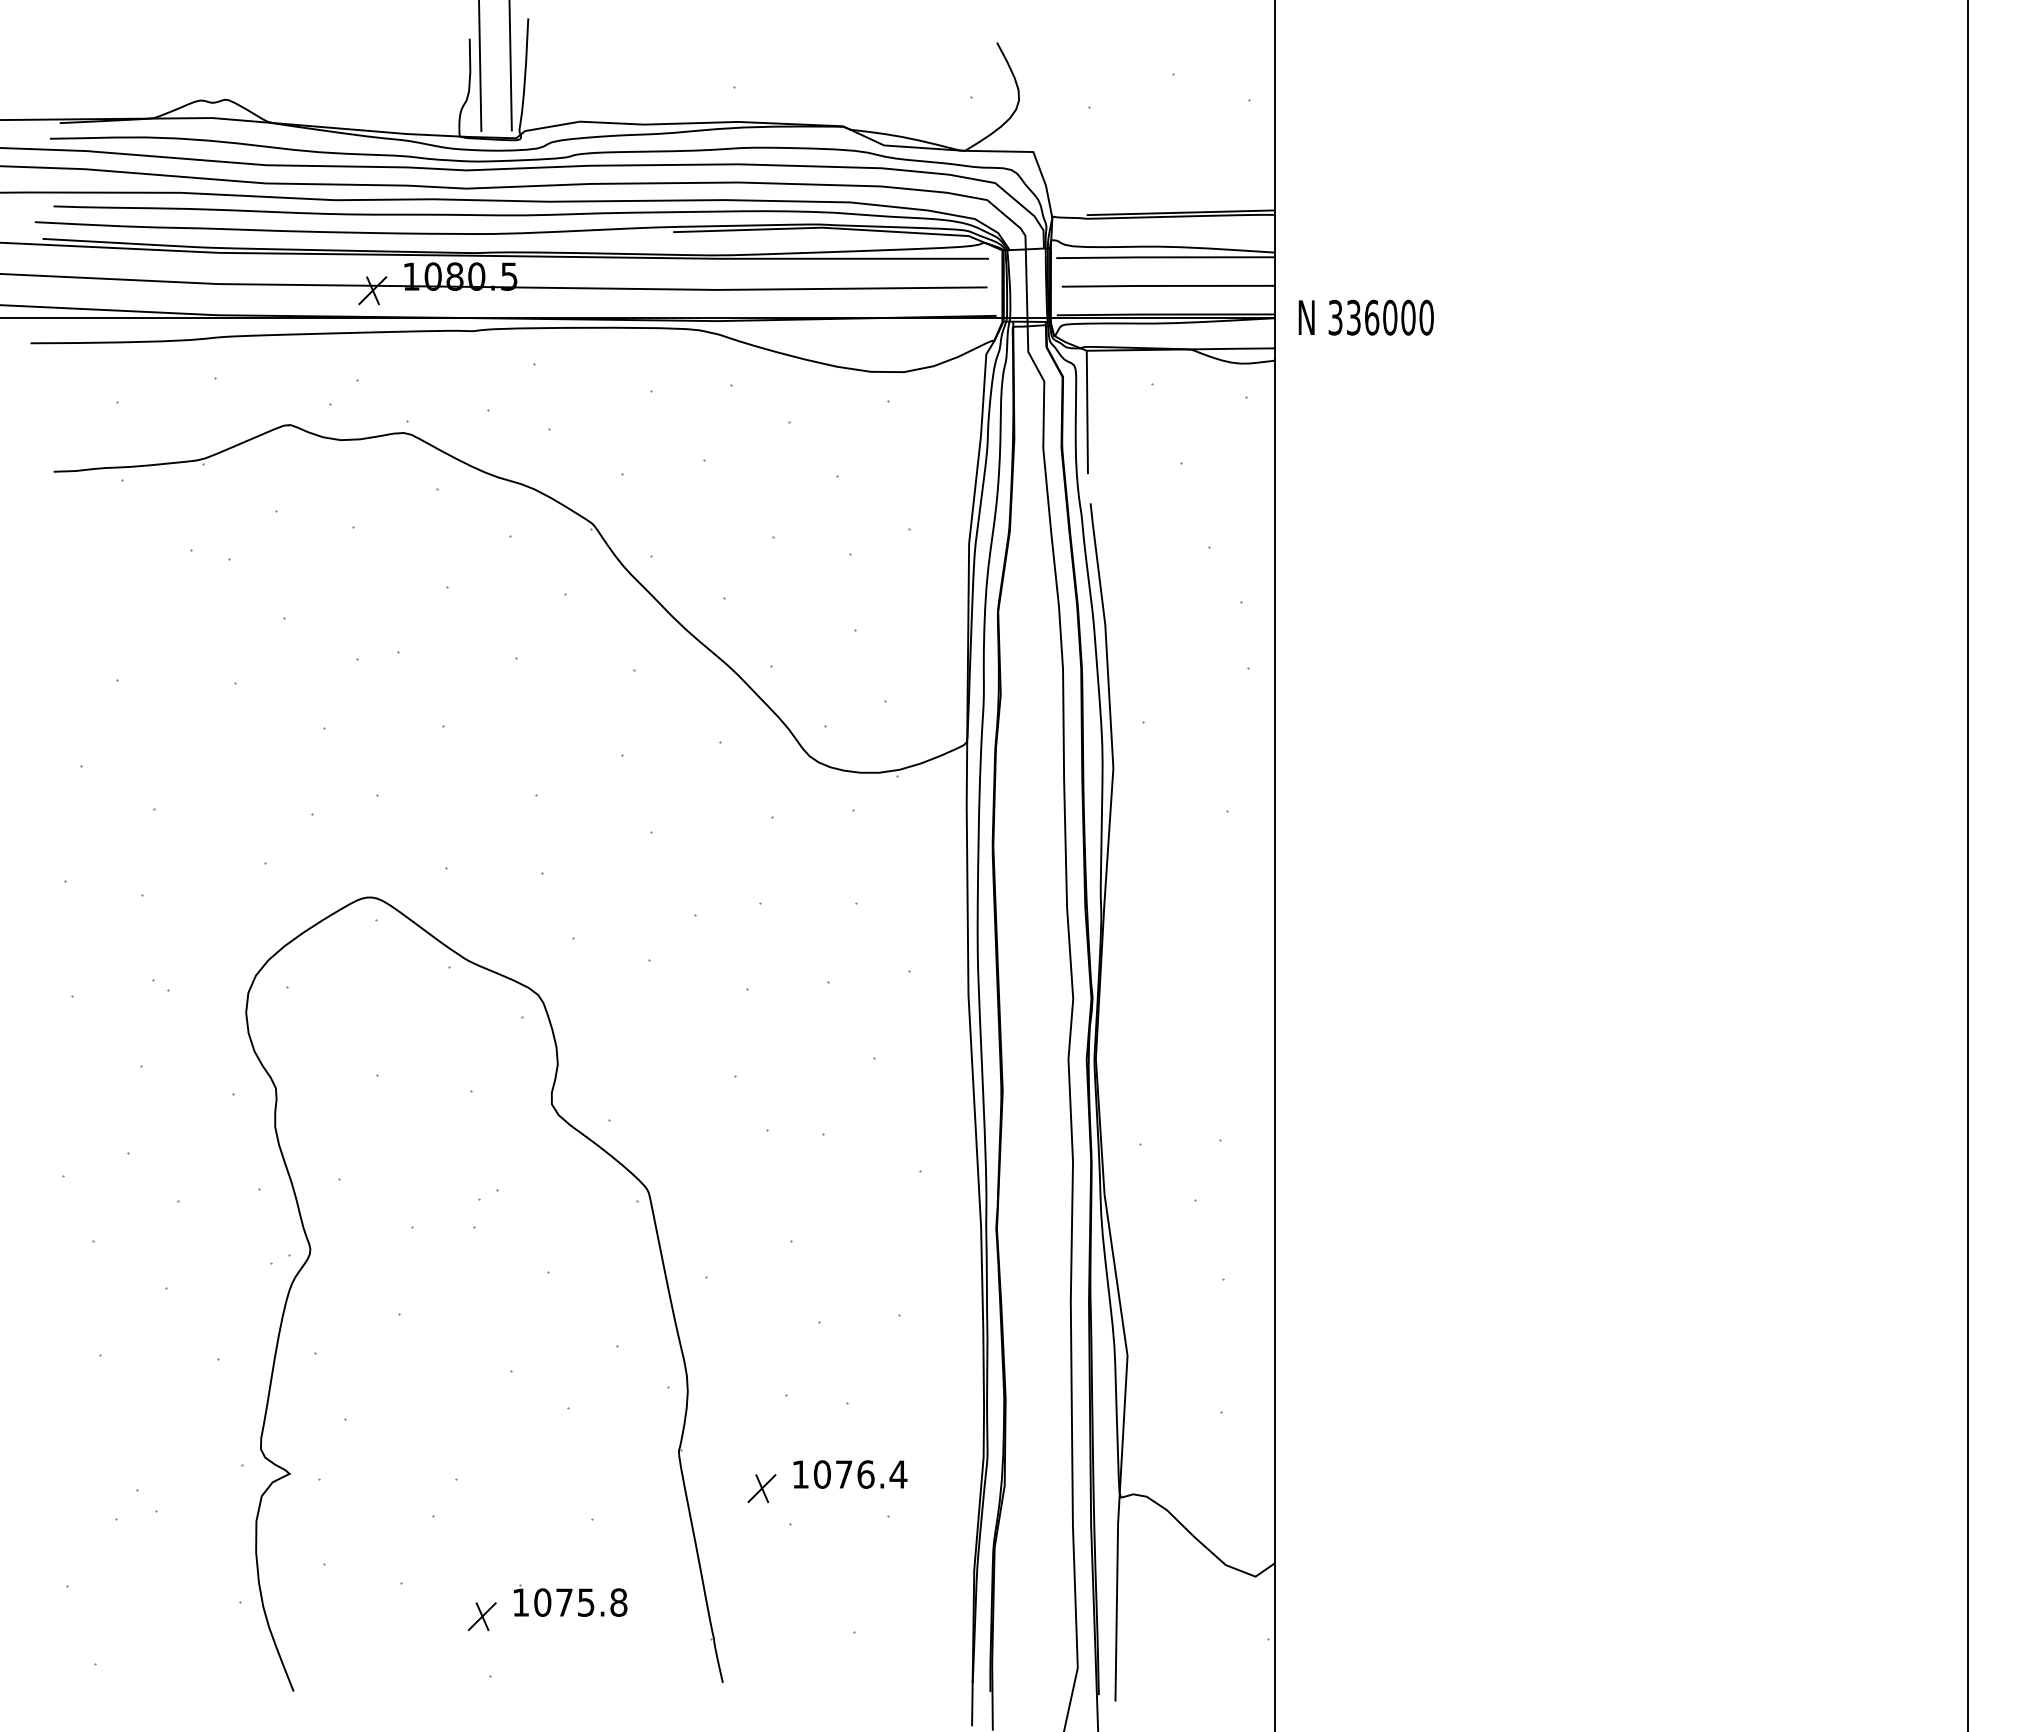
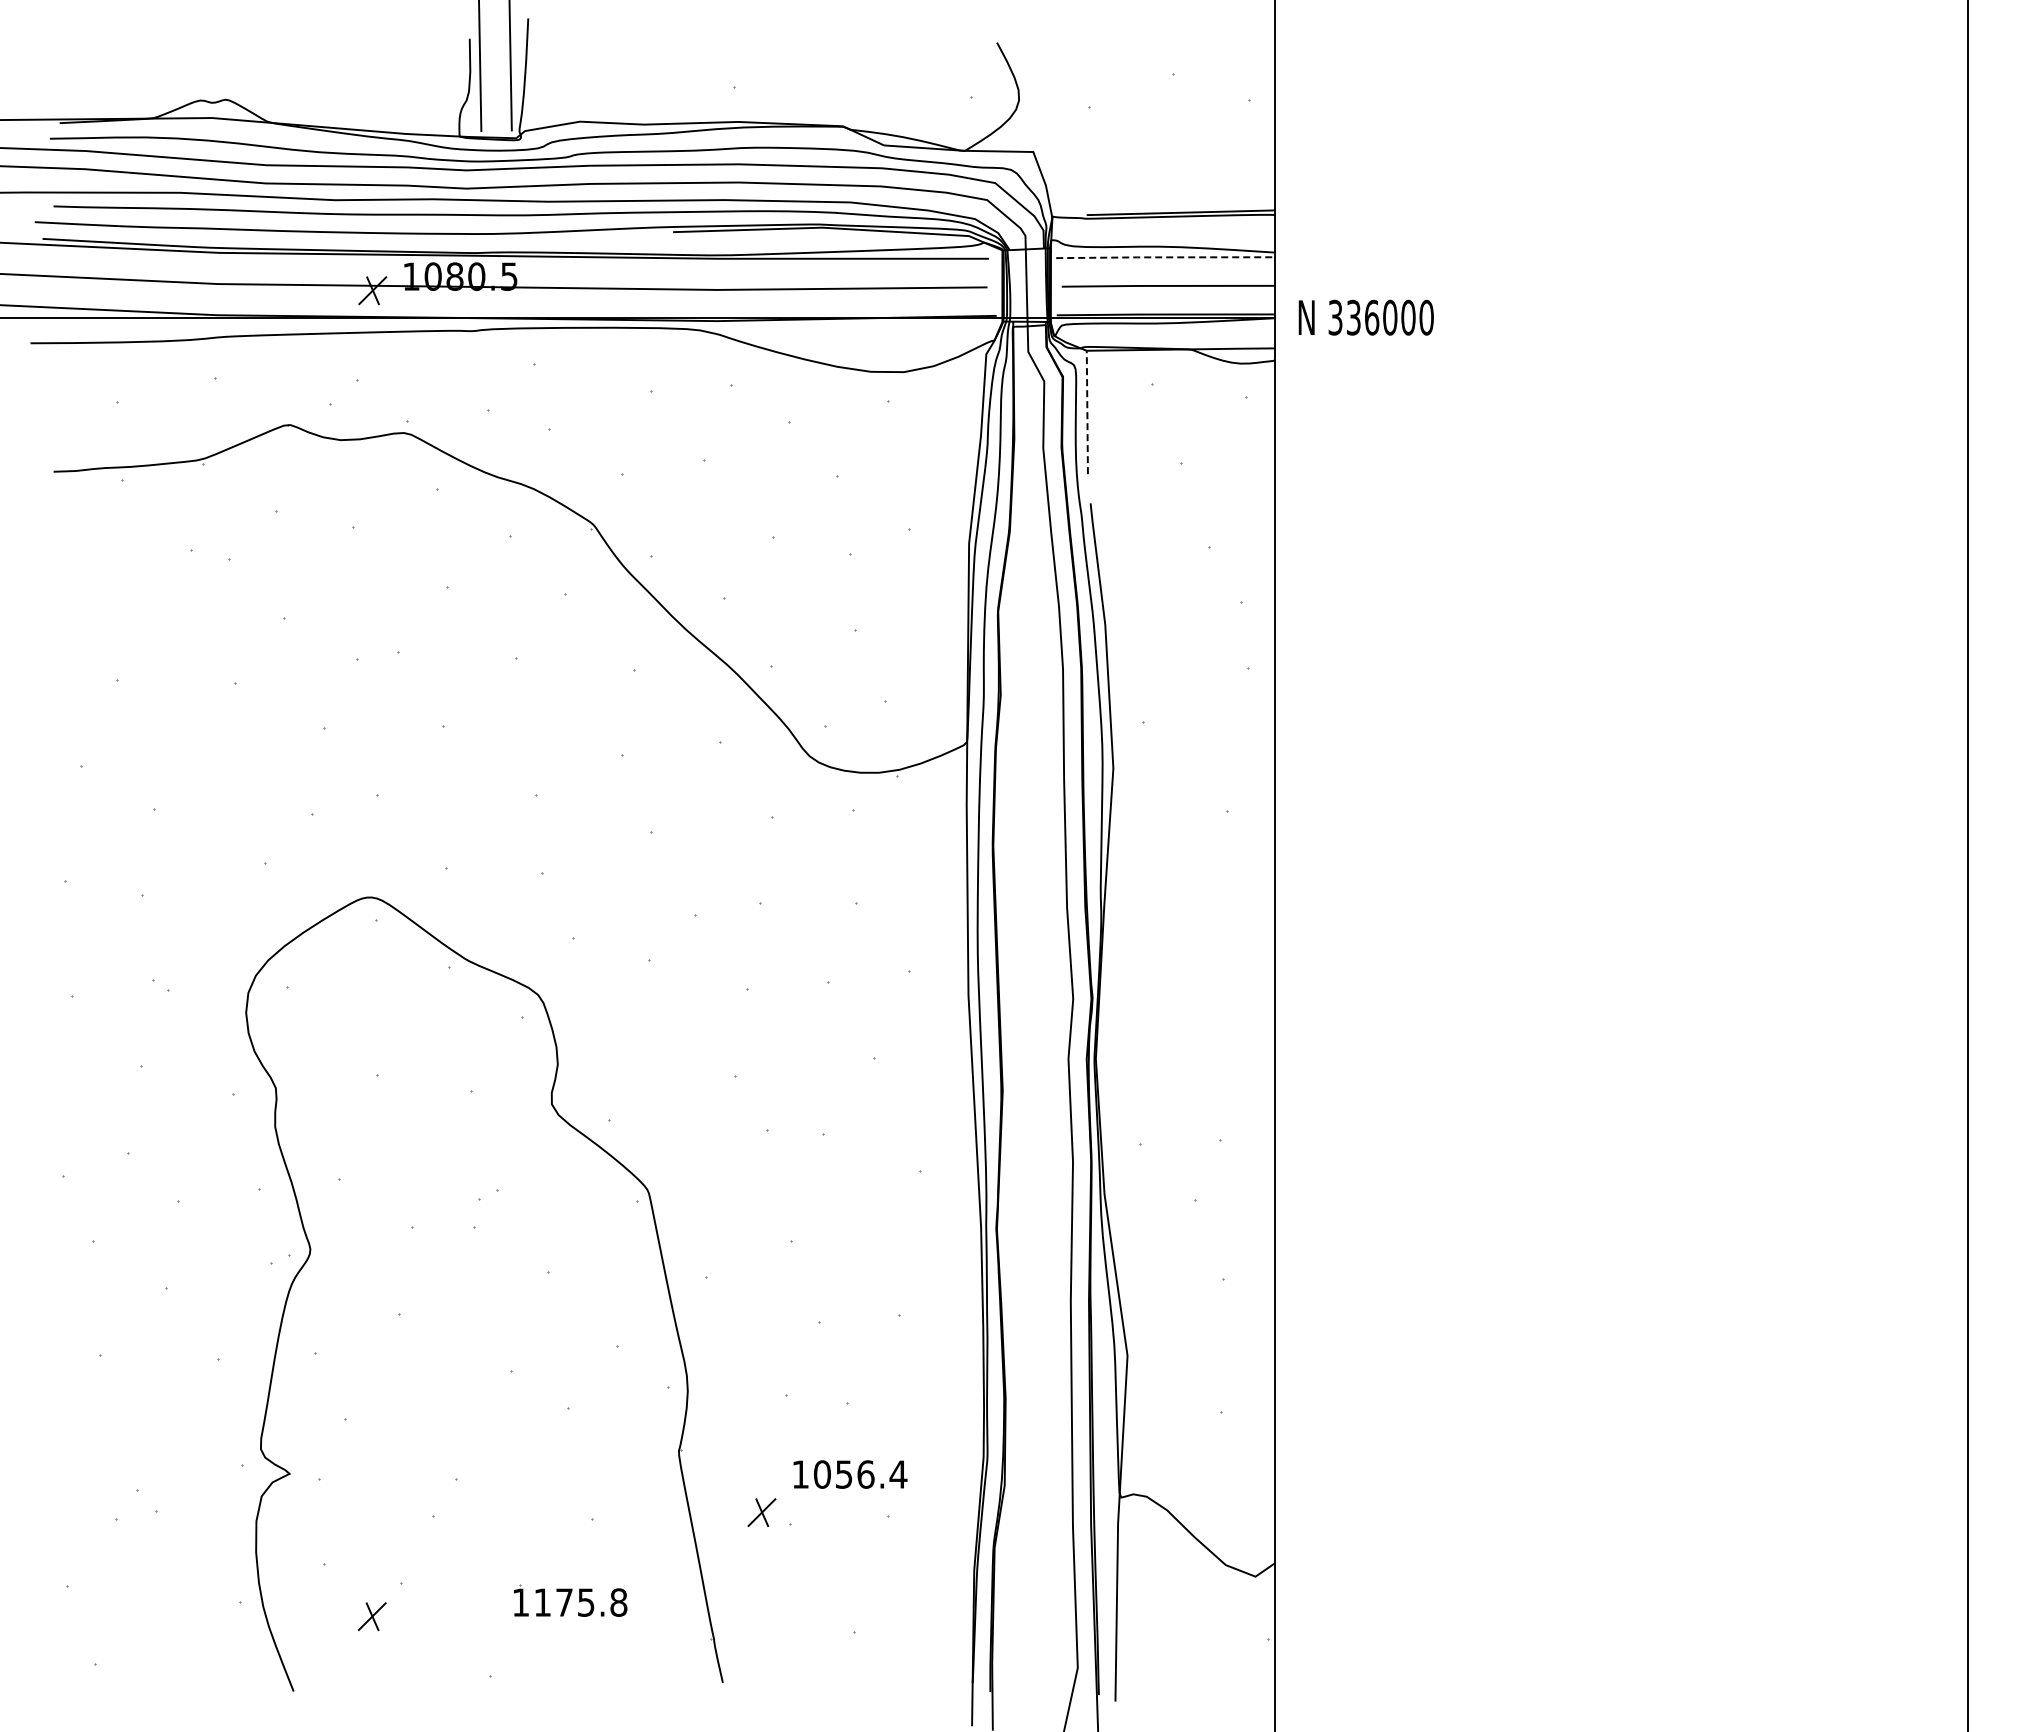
line: solid -> dashed (1165, 257)
line: solid -> dashed (1087, 411)
text: 1076.4 -> 1056.4 (844, 1474)
part position: (761, 1488) -> (761, 1512) (761, 1512)
text: 1075.8 -> 1175.8 (542, 1602)
part position: (482, 1616) -> (372, 1616) (372, 1616)
